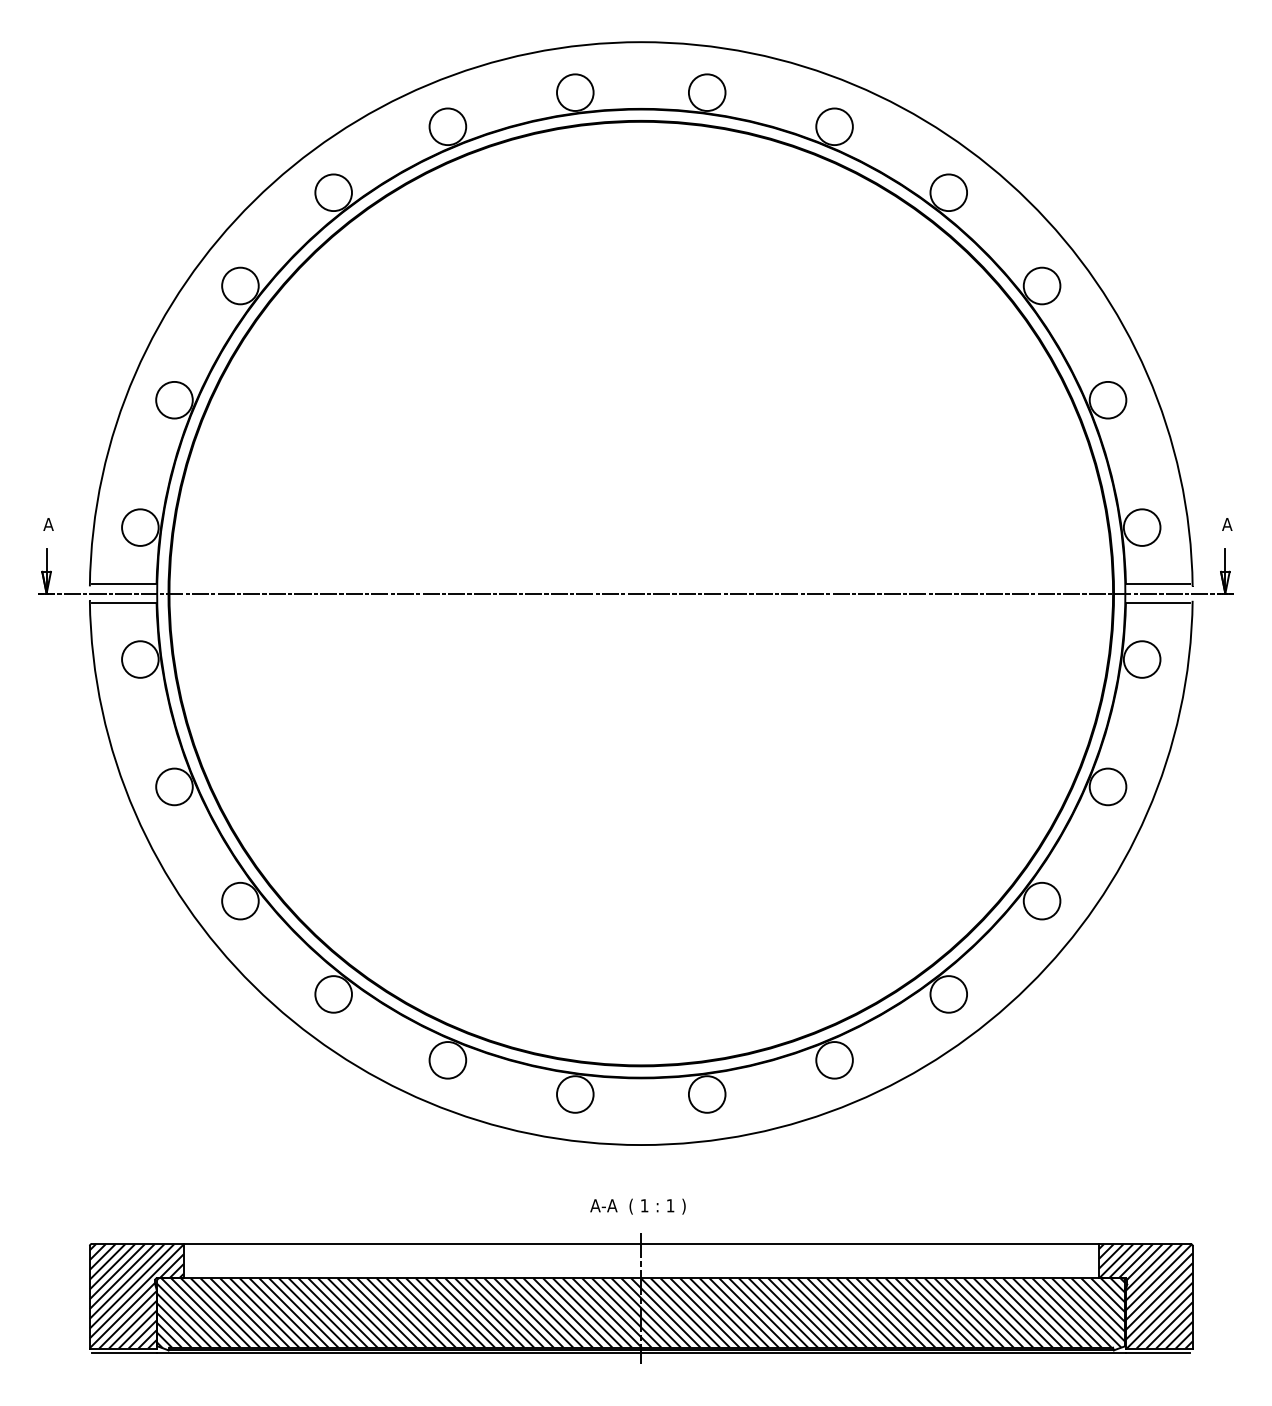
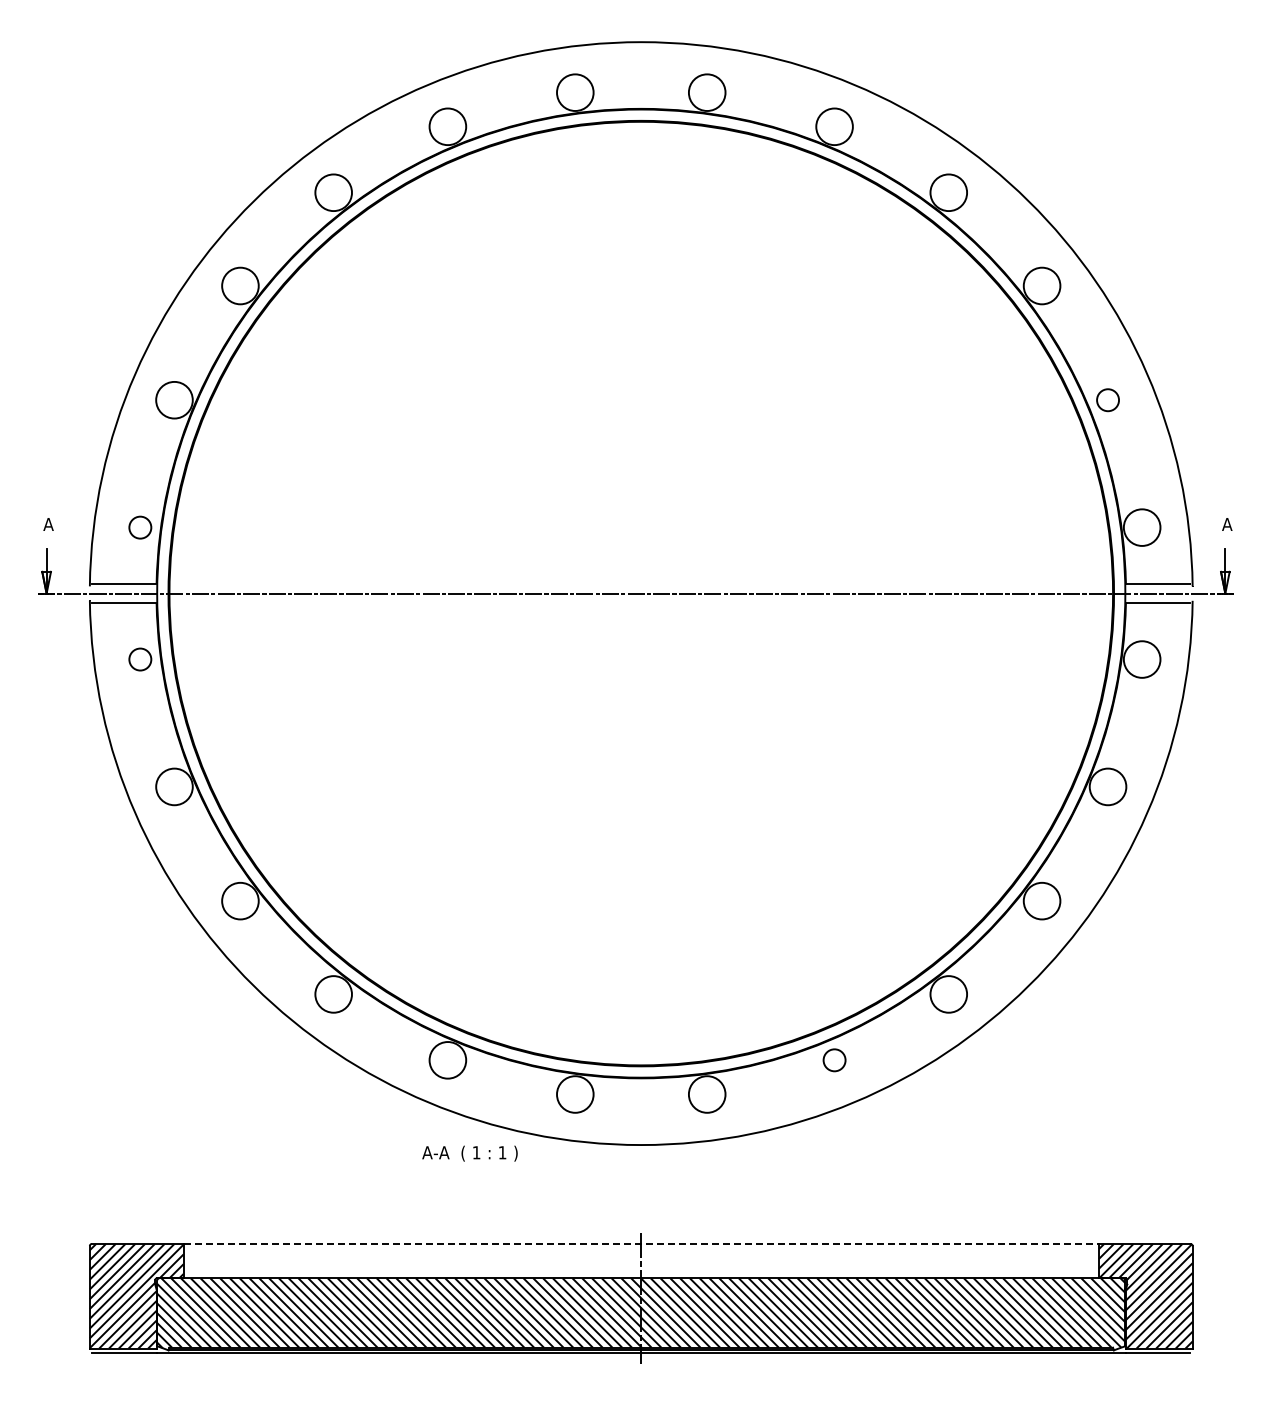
circle diameter: 37 px -> 22 px (1108, 400)
circle diameter: 37 px -> 22 px (140, 527)
circle diameter: 37 px -> 22 px (140, 659)
circle diameter: 37 px -> 22 px (834, 1060)
text position: (637, 1206) -> (469, 1153) (469, 1153)
line: solid -> dashed (641, 1243)
